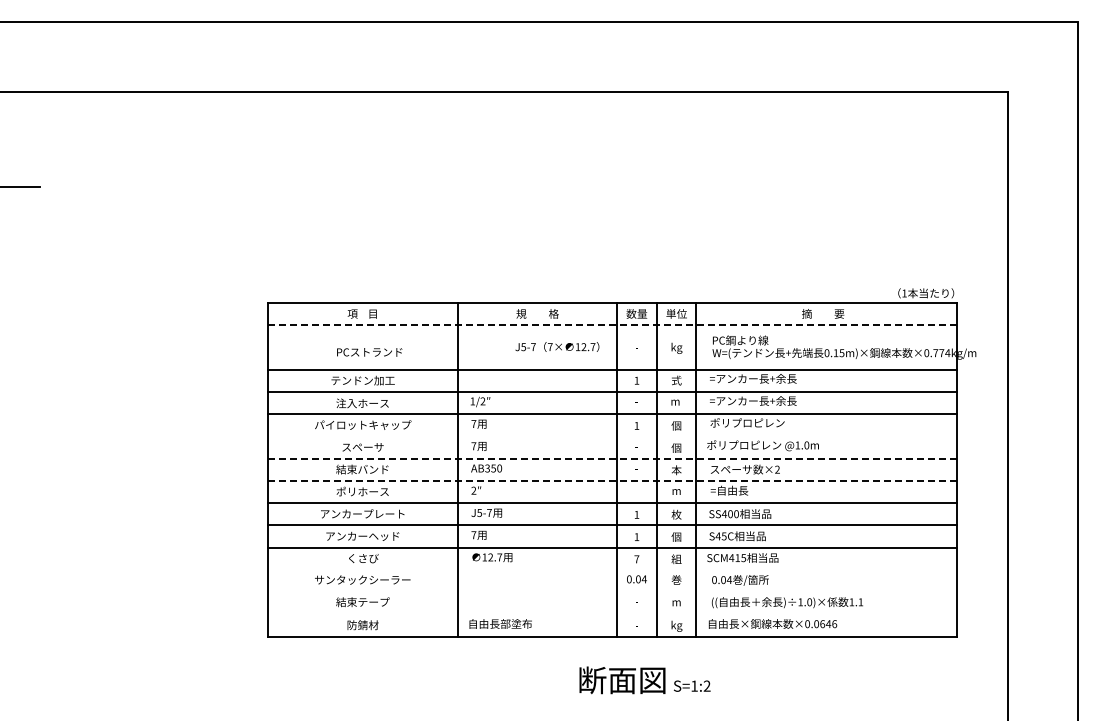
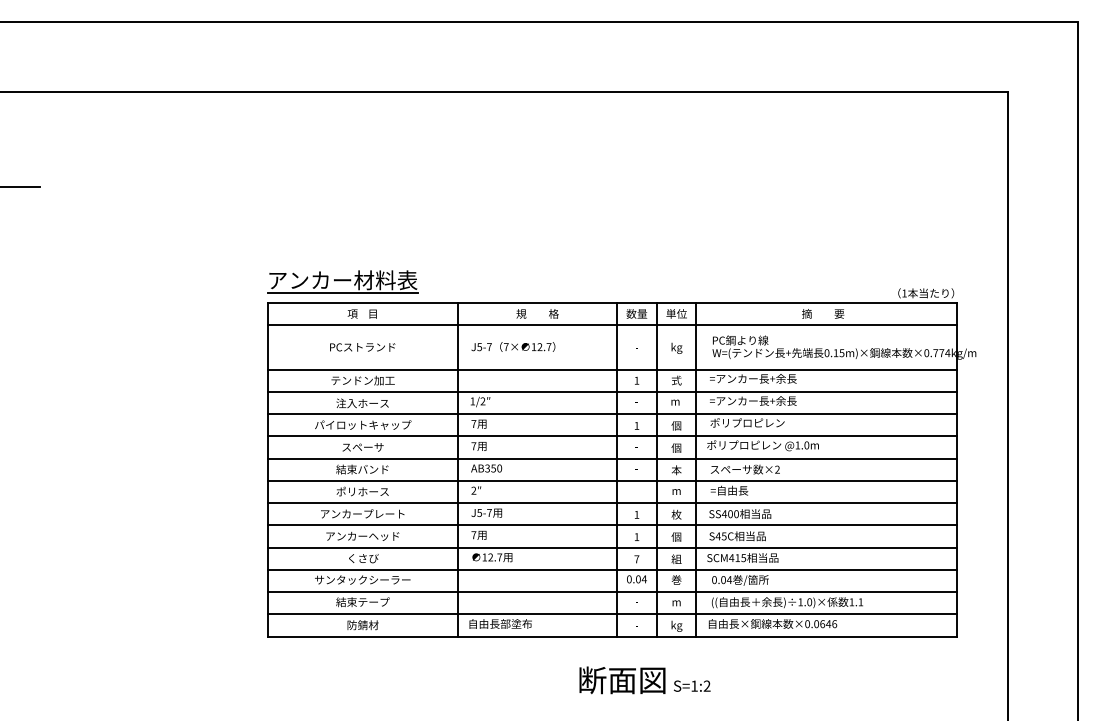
part: none -> present (342, 281)
line: dashed -> solid (612, 325)
text position: (557, 346) -> (513, 346) (513, 346)
text position: (369, 352) -> (362, 347) (362, 347)
line: none -> present (611, 436)
line: dashed -> solid (612, 458)
line: dashed -> solid (612, 480)
line: none -> present (611, 569)
line: none -> present (611, 592)
line: none -> present (611, 614)
